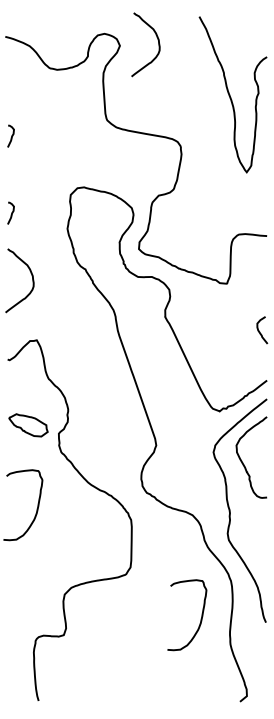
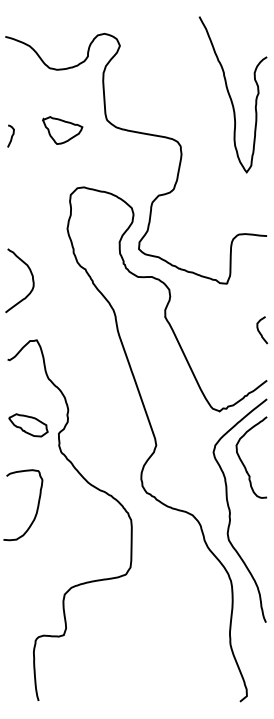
curve: present -> none (157, 40)
part: none -> present (62, 130)
curve: present -> none (11, 212)
curve: present -> none (200, 618)
